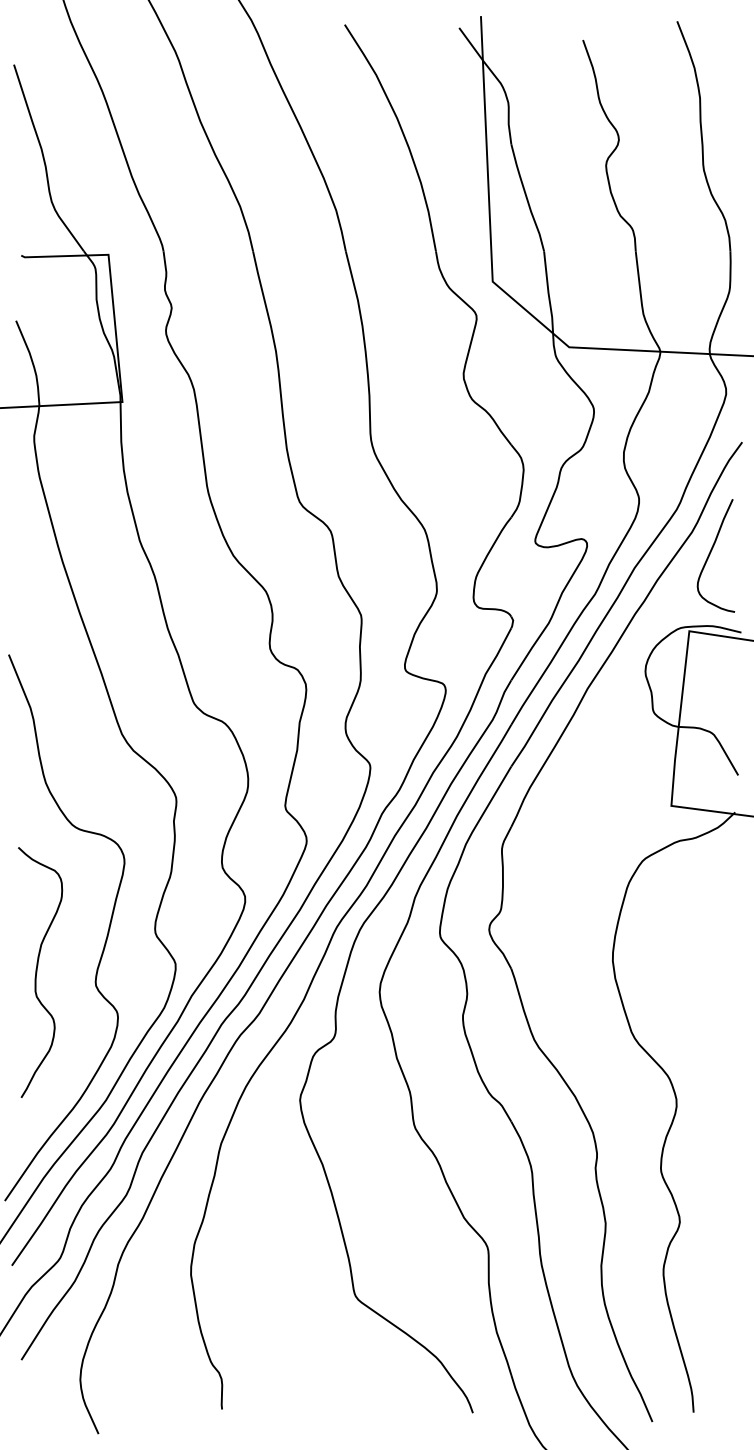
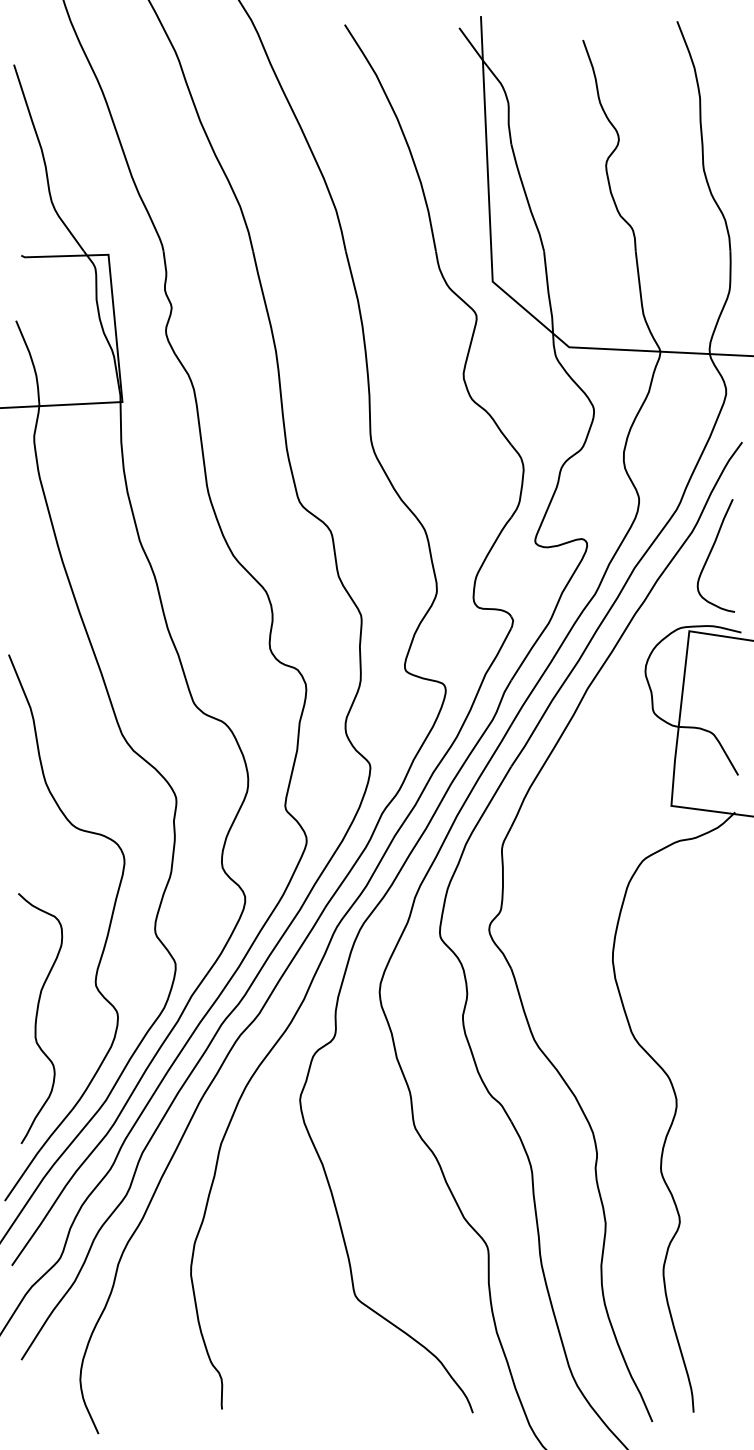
curve position: (37, 972) -> (37, 1018) (37, 1018)
